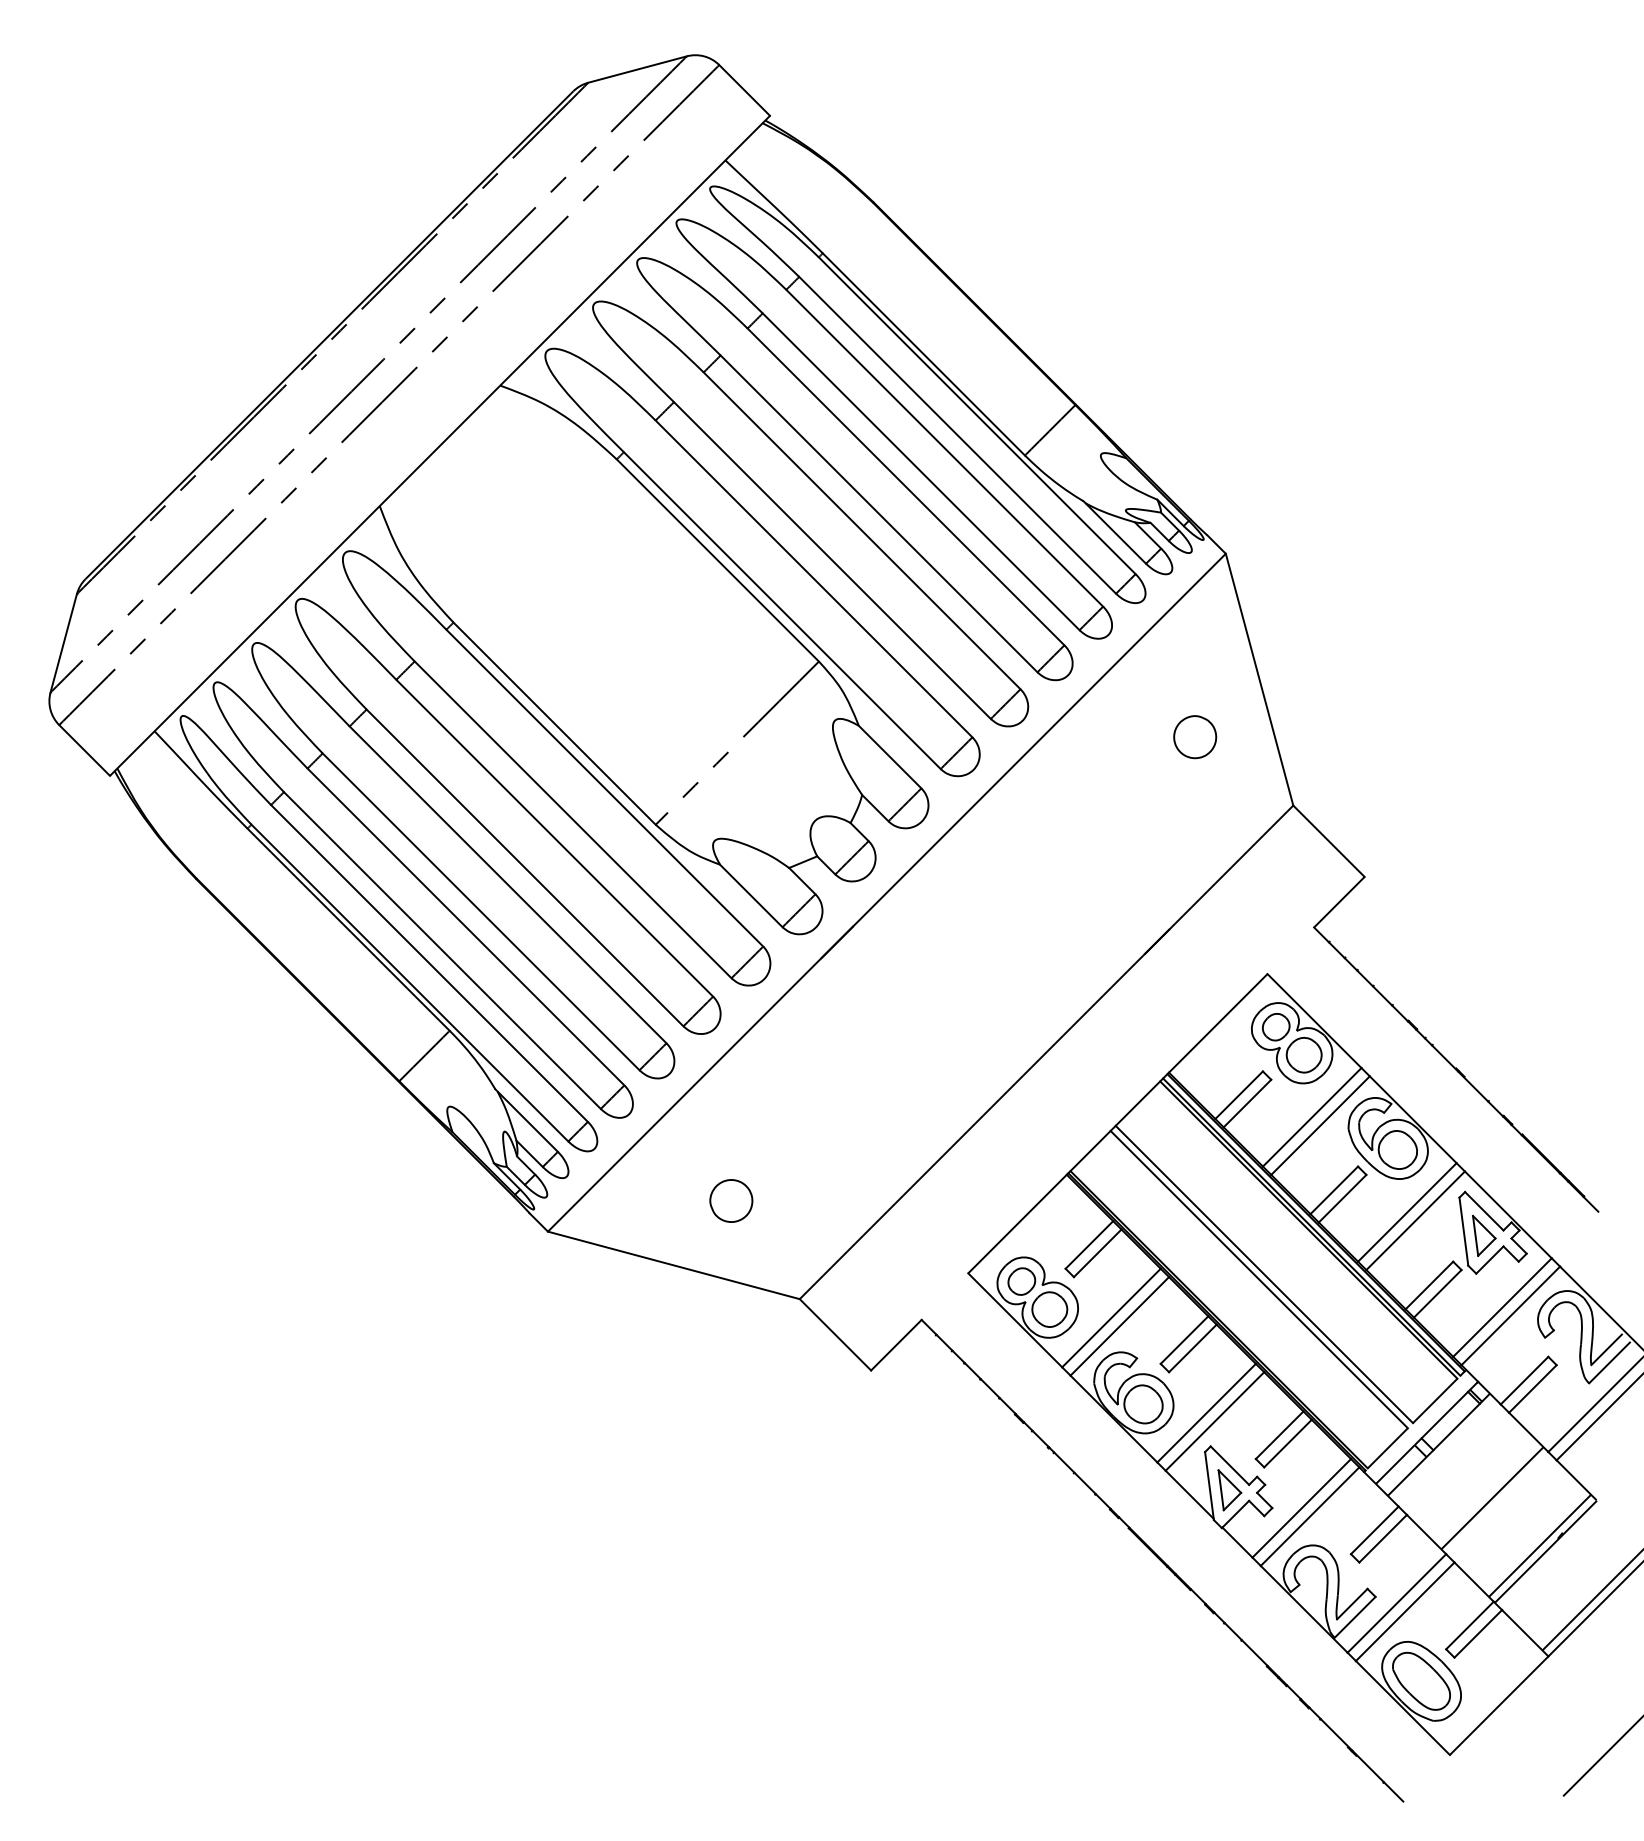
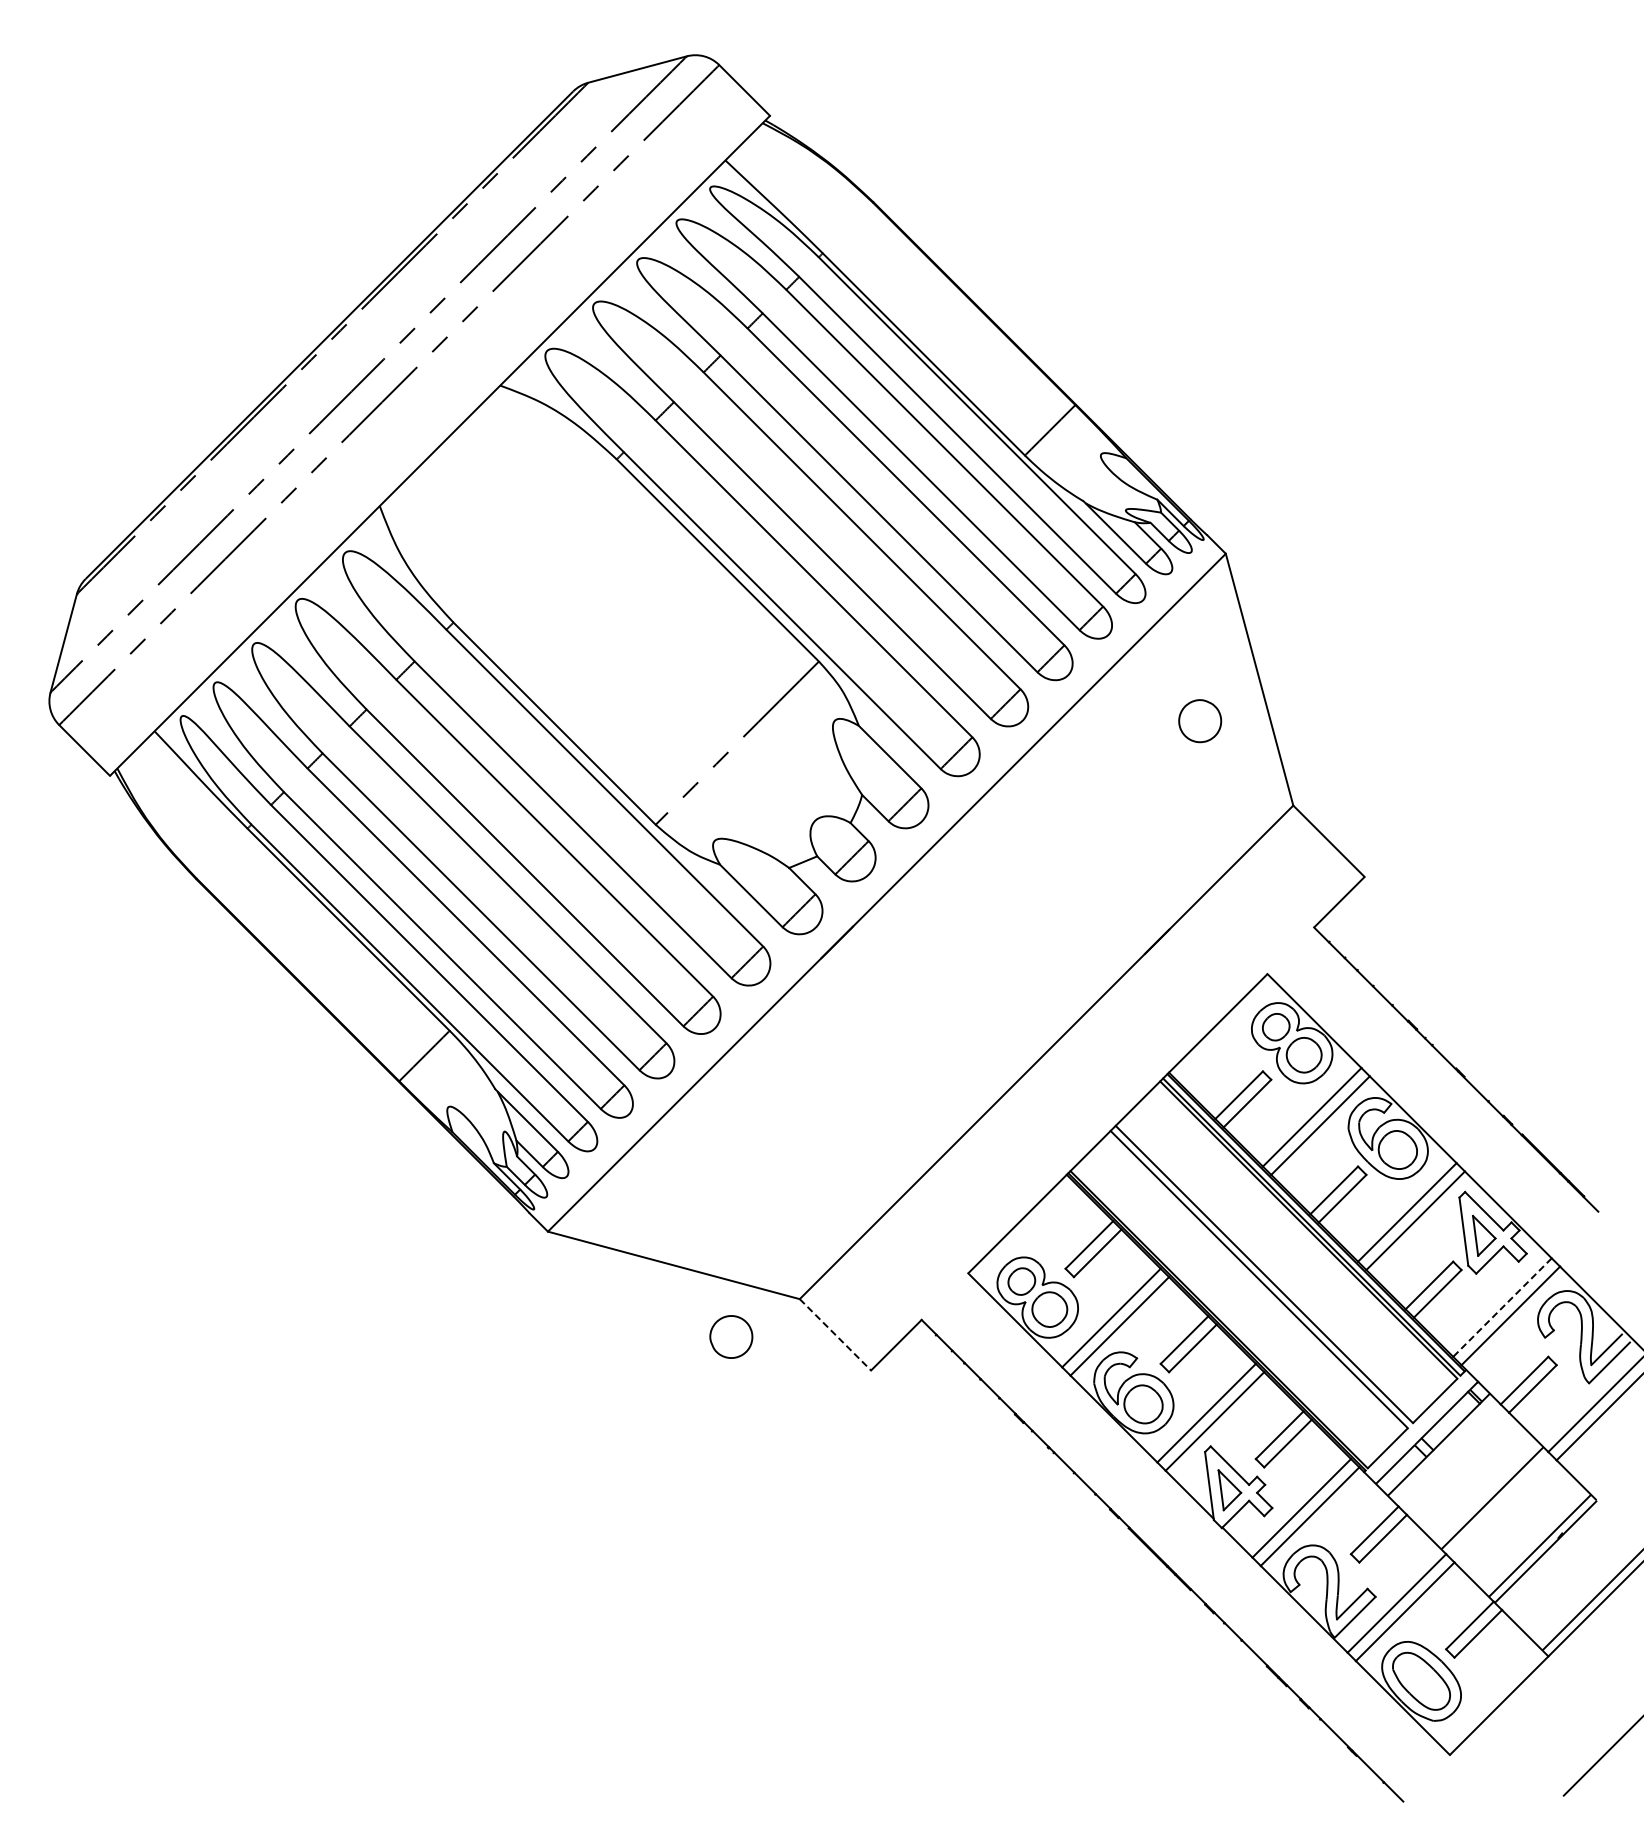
part position: (1195, 737) -> (1200, 721) (1200, 721)
part position: (731, 1200) -> (731, 1336) (731, 1336)
line: solid -> dashed (1502, 1307)
line: solid -> dashed (835, 1335)
